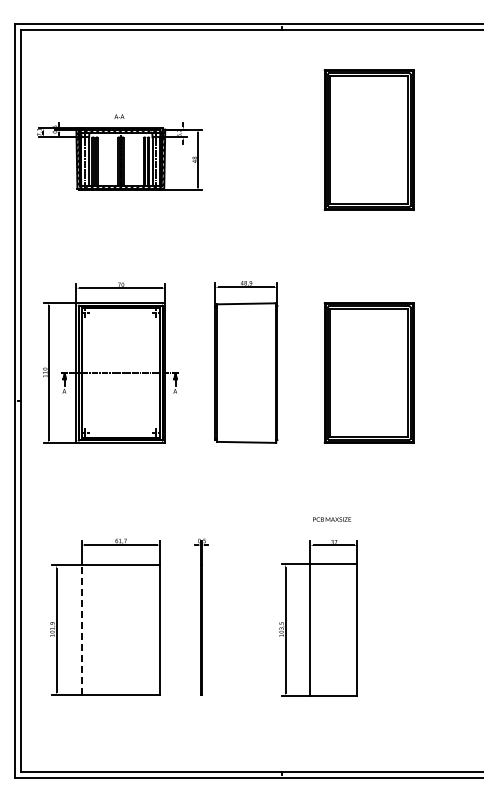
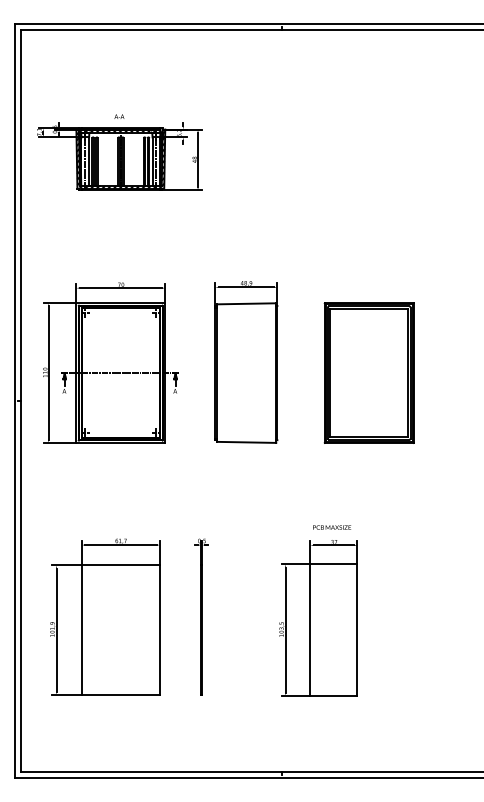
part: present -> none (368, 139)
text position: (332, 519) -> (332, 527) (332, 527)
line: dashed -> solid (81, 630)
